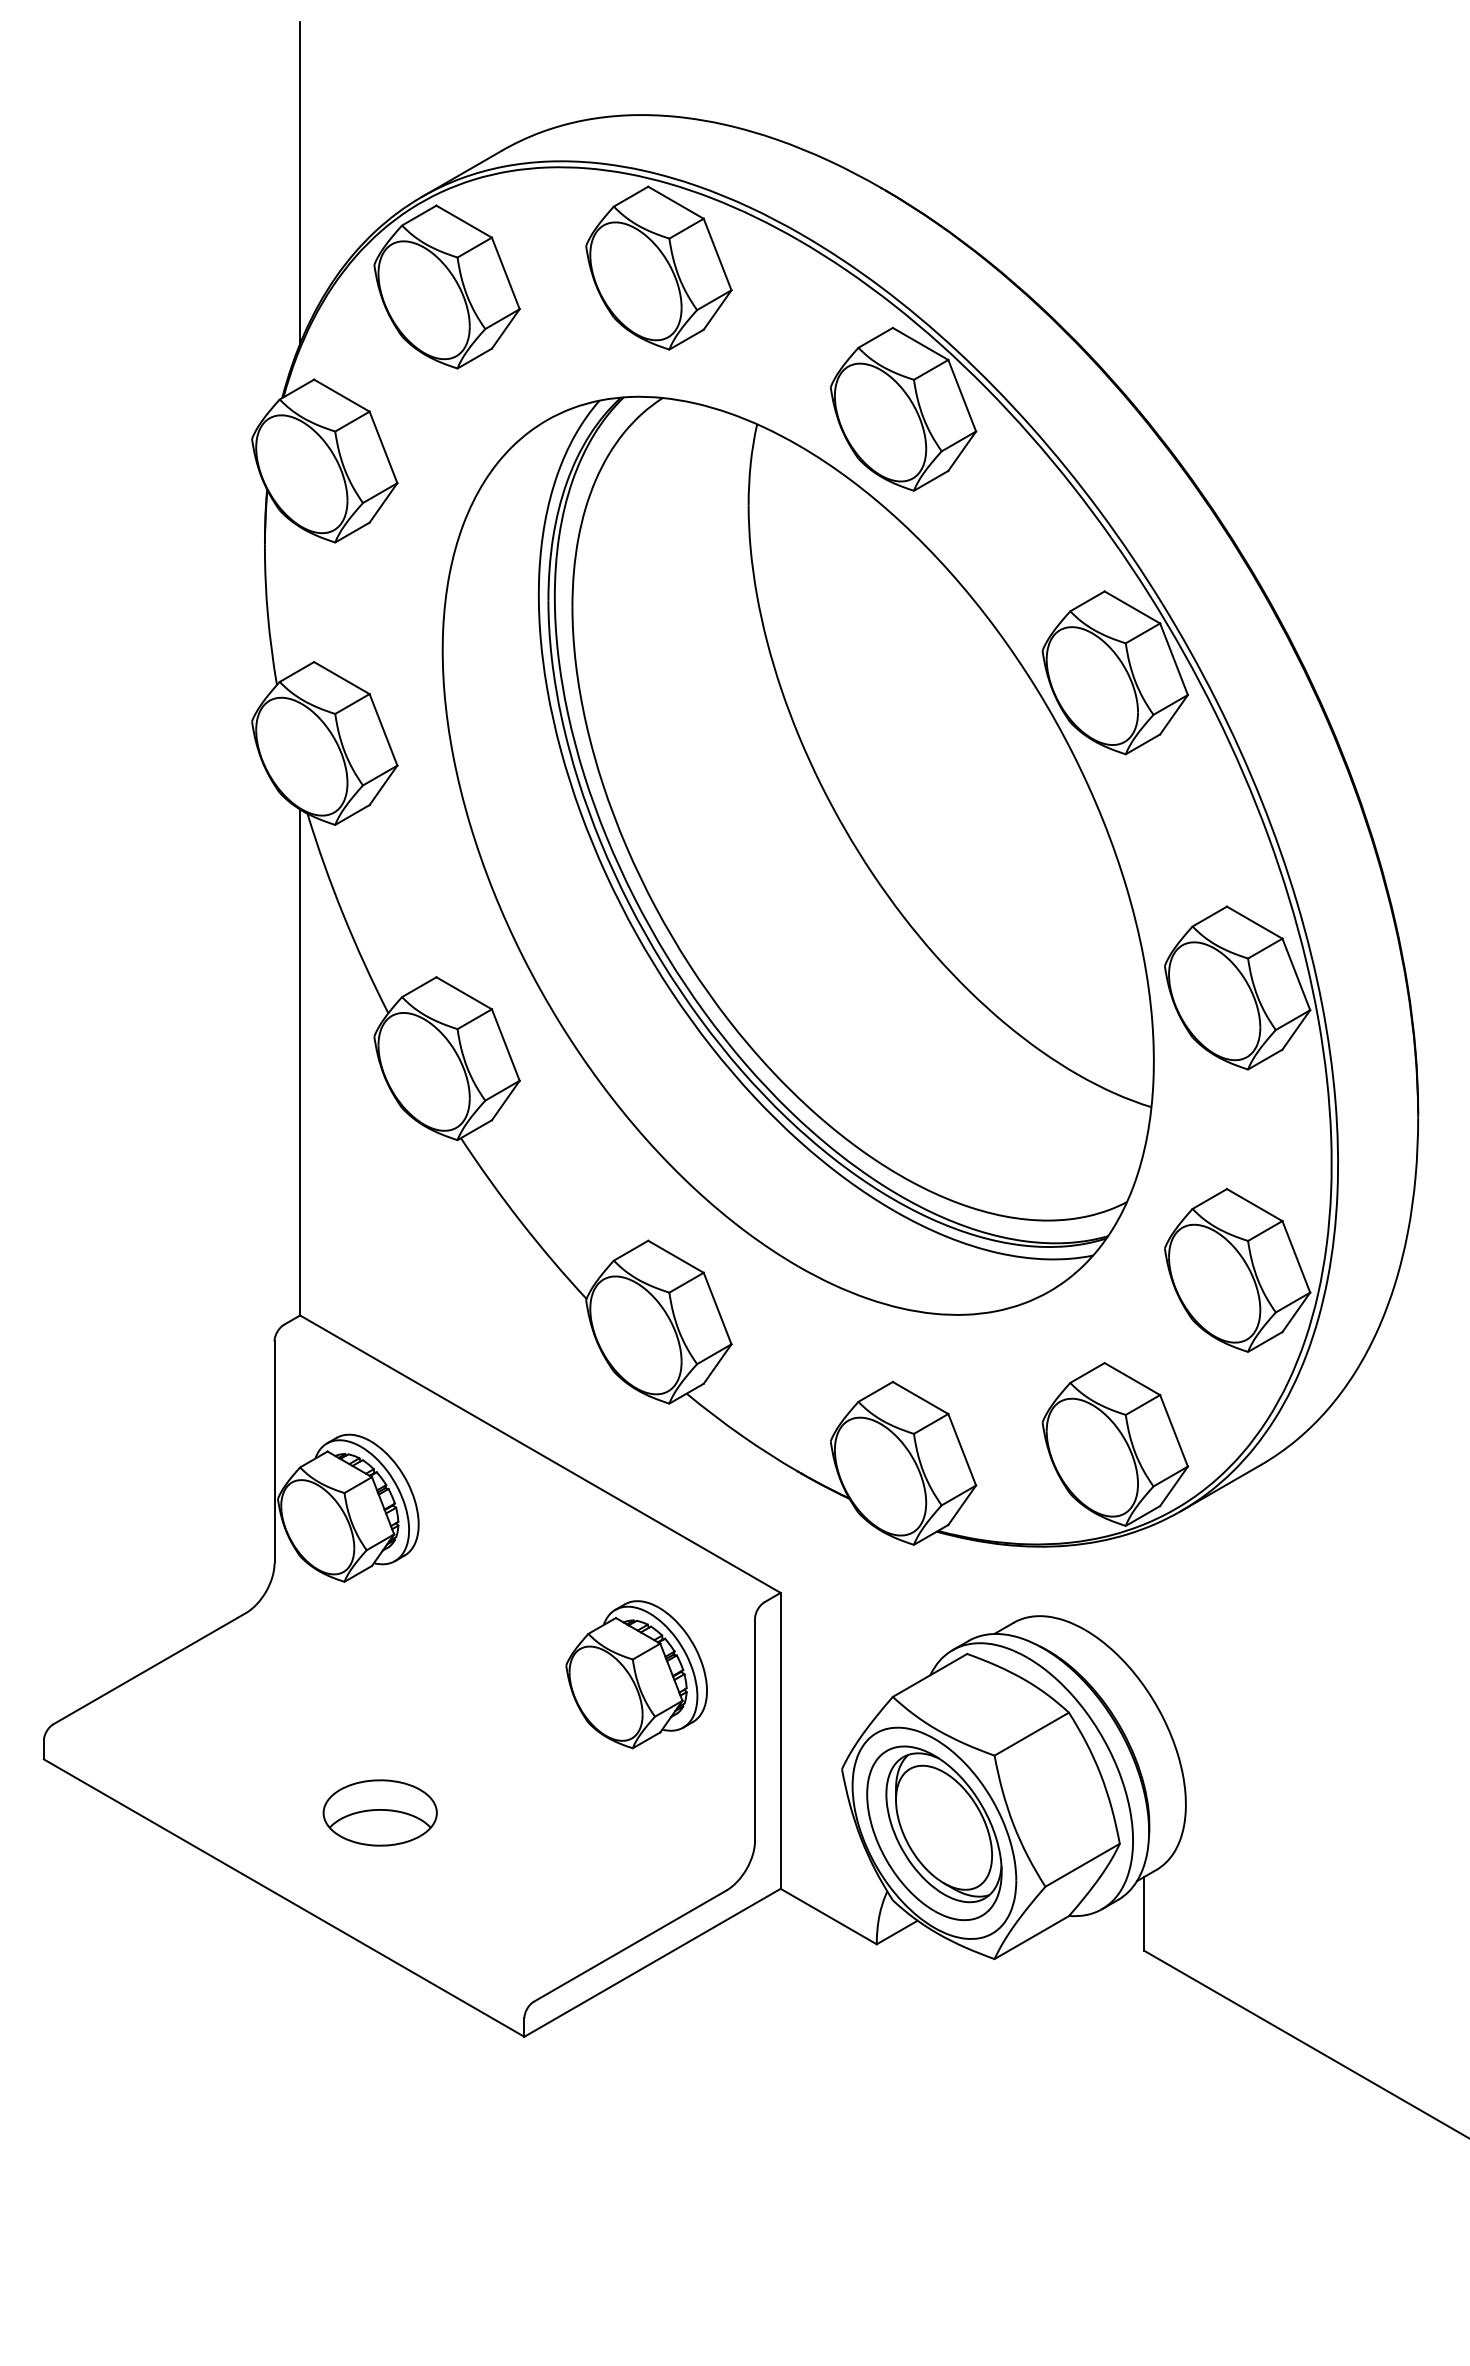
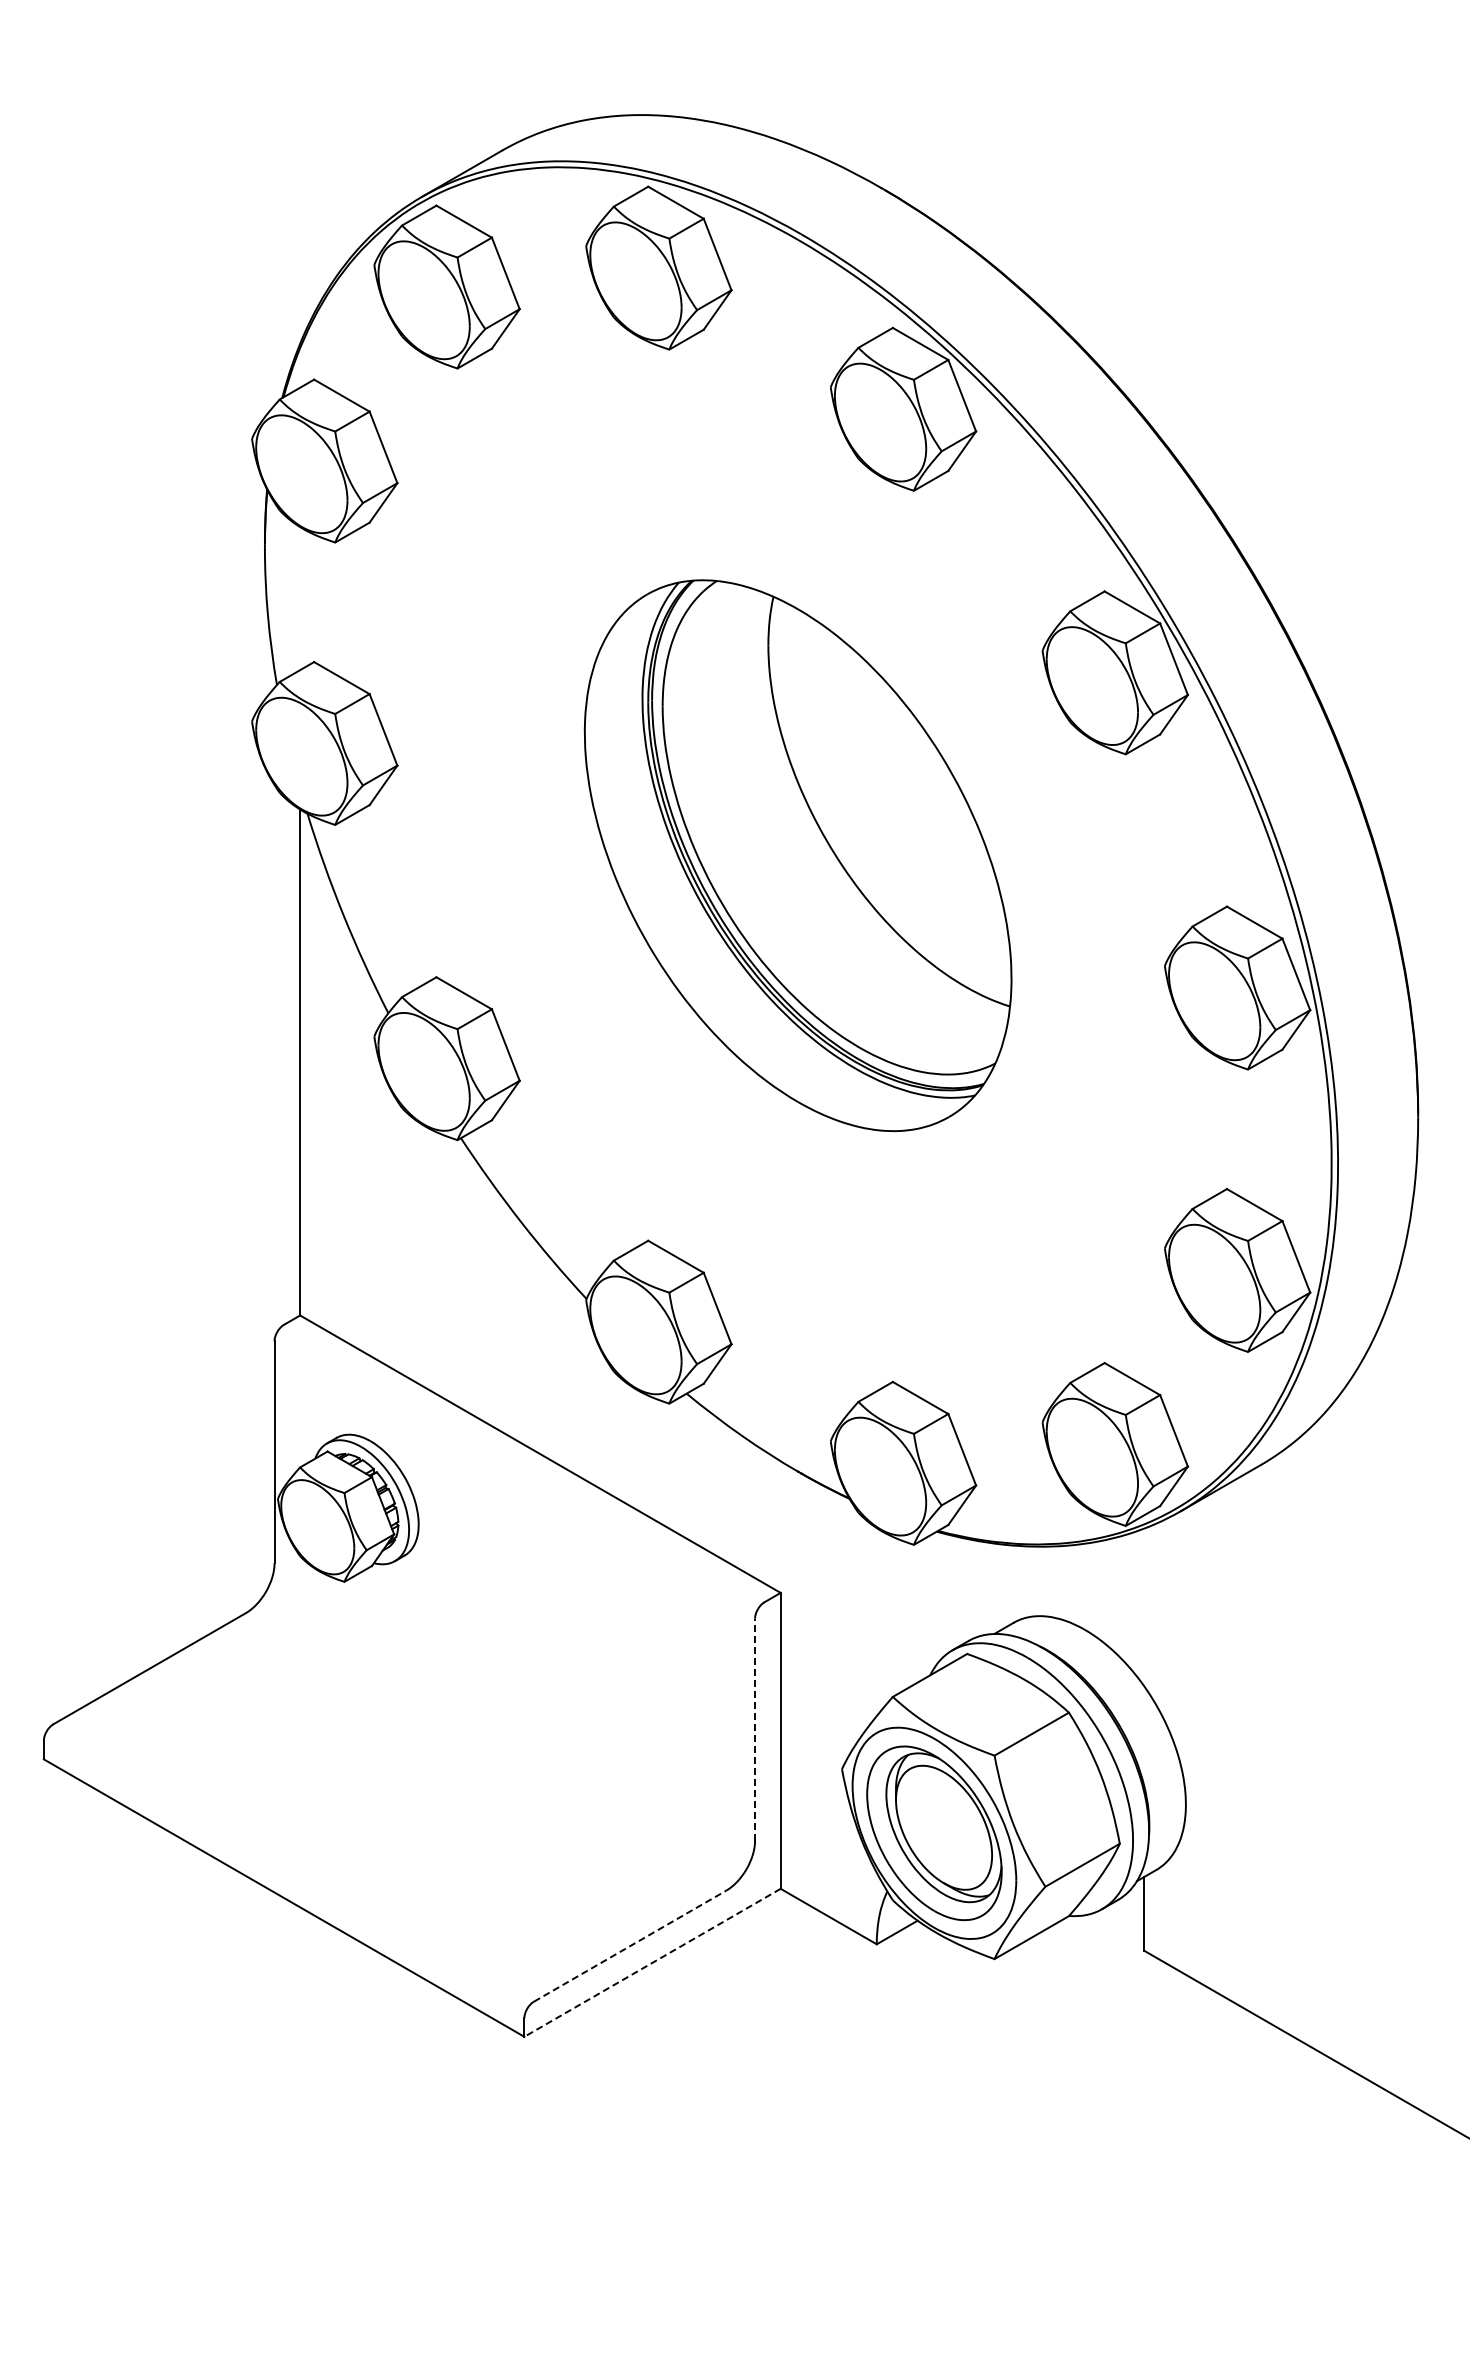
line: present -> none (300, 182)
part size: 714x921 px -> 430x554 px (797, 855)
part: present -> none (636, 1674)
line: solid -> dashed (755, 1729)
part: present -> none (379, 1812)
line: solid -> dashed (630, 1946)
line: solid -> dashed (652, 1962)
